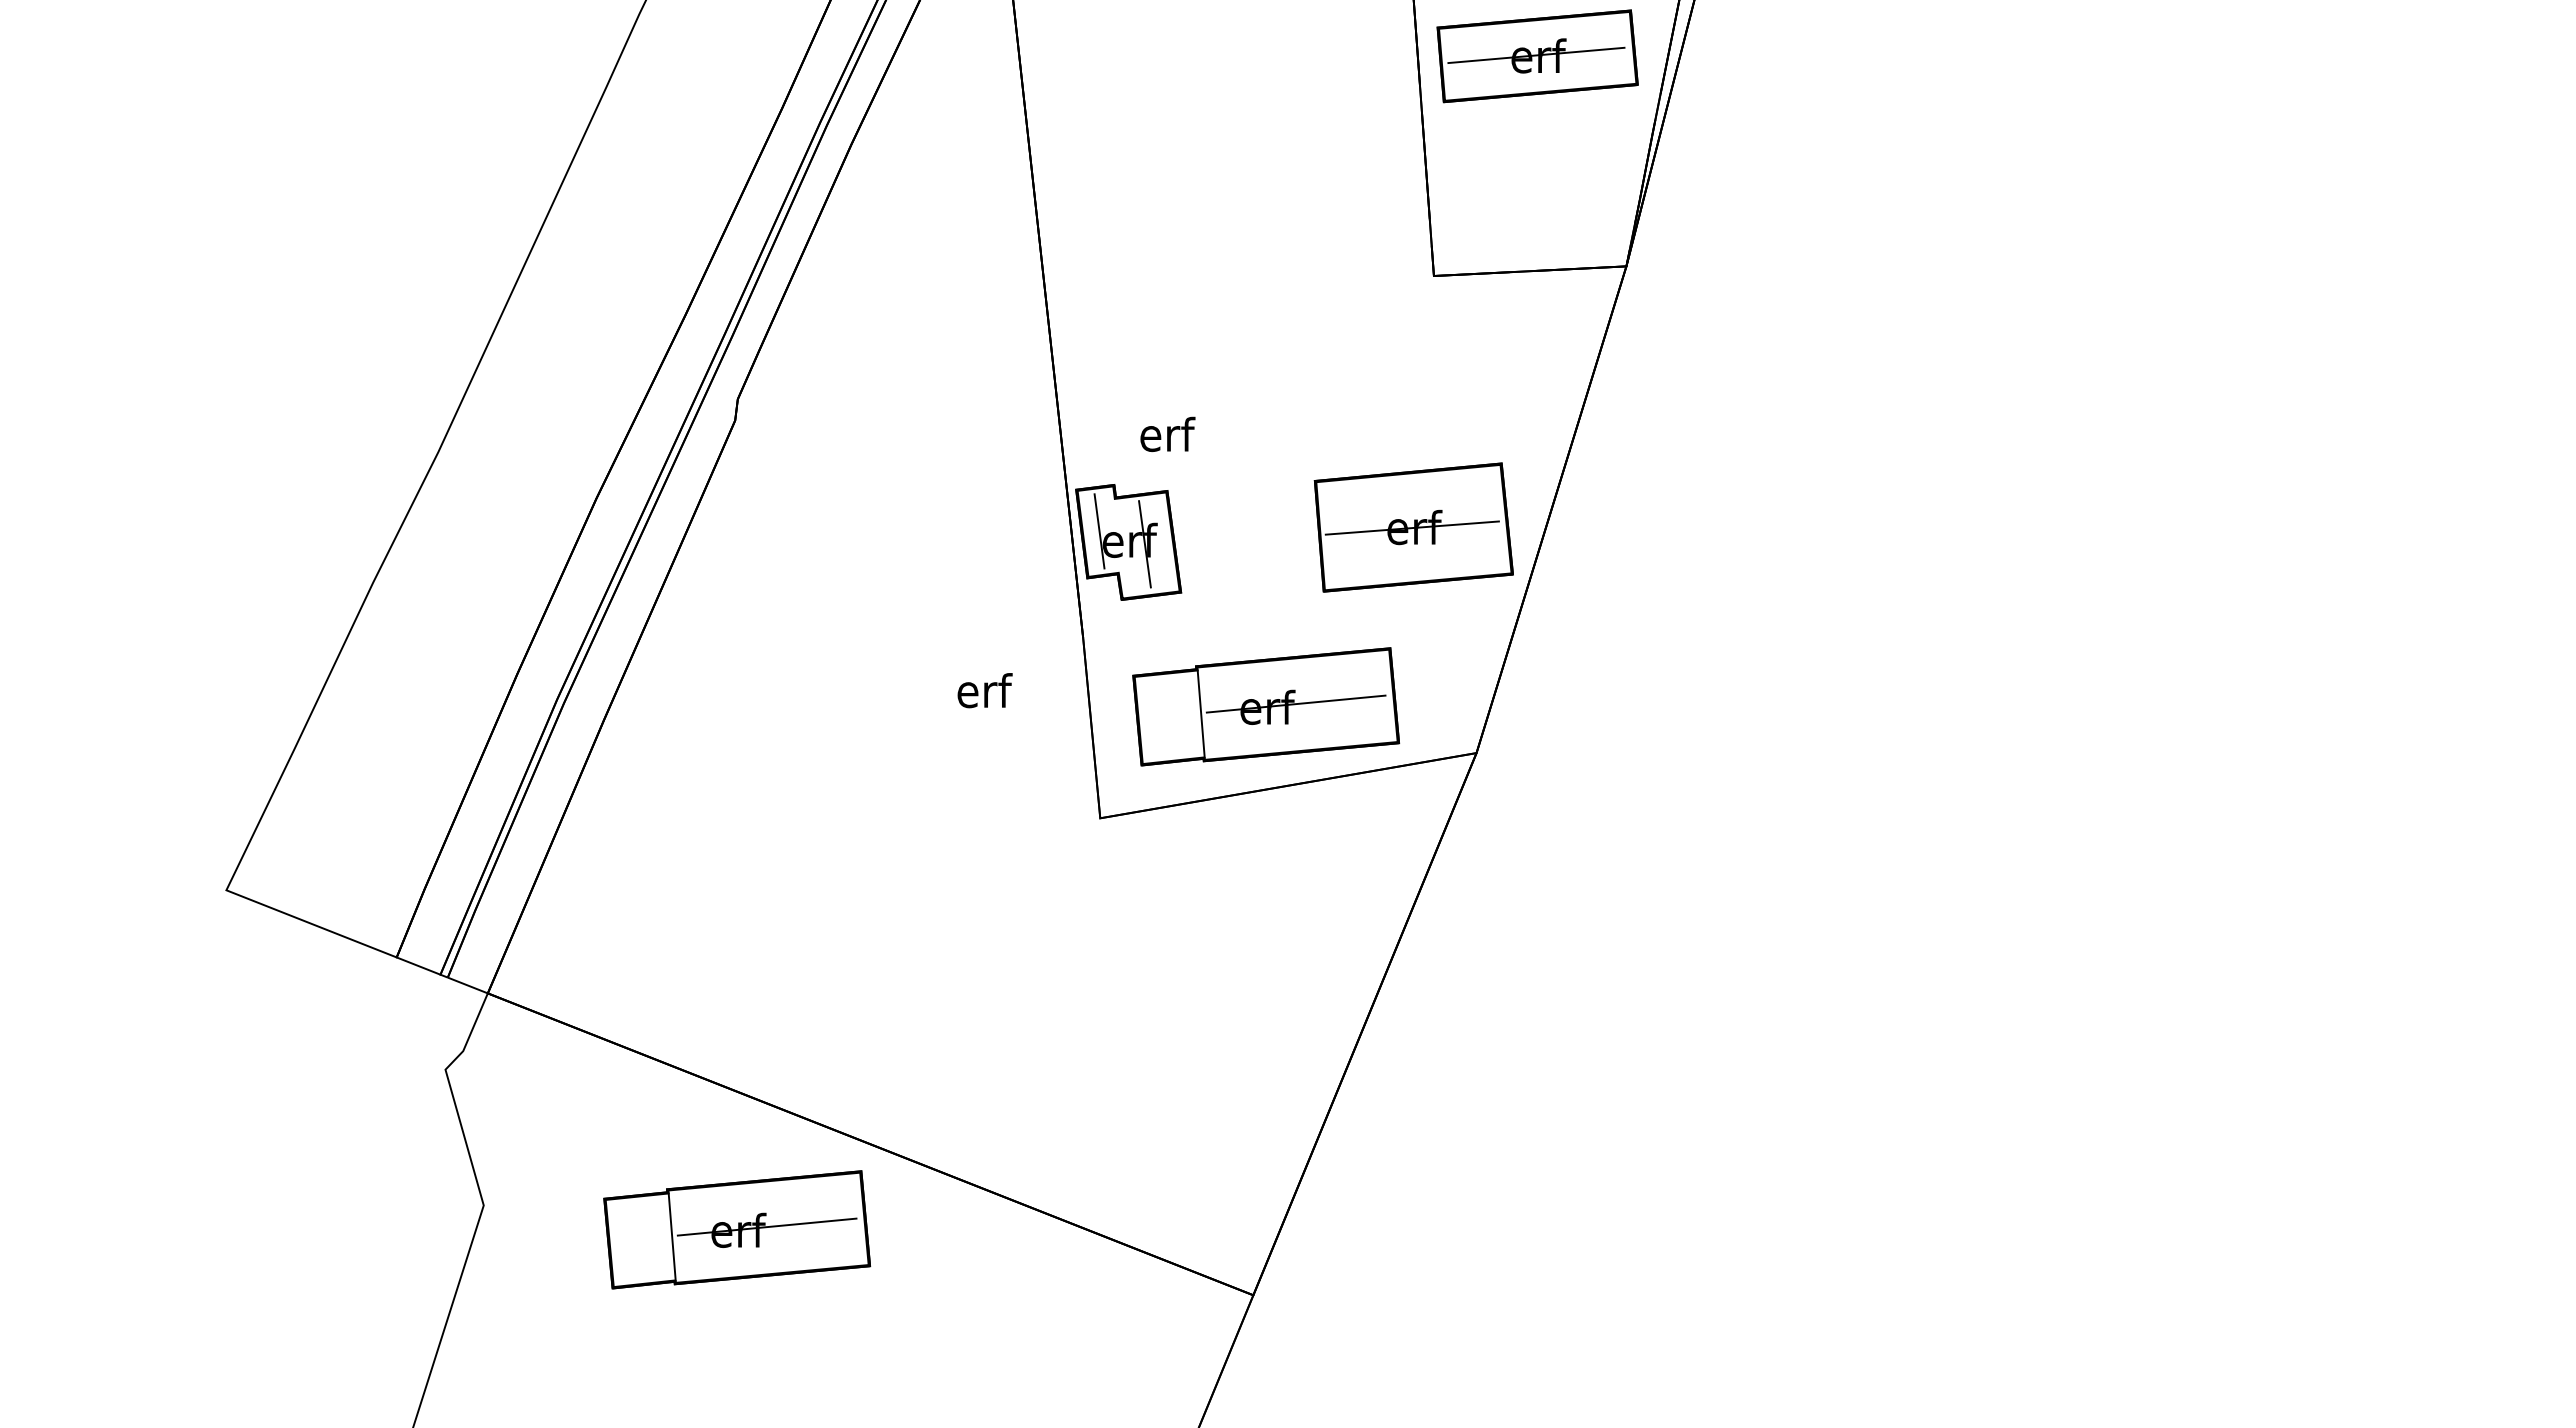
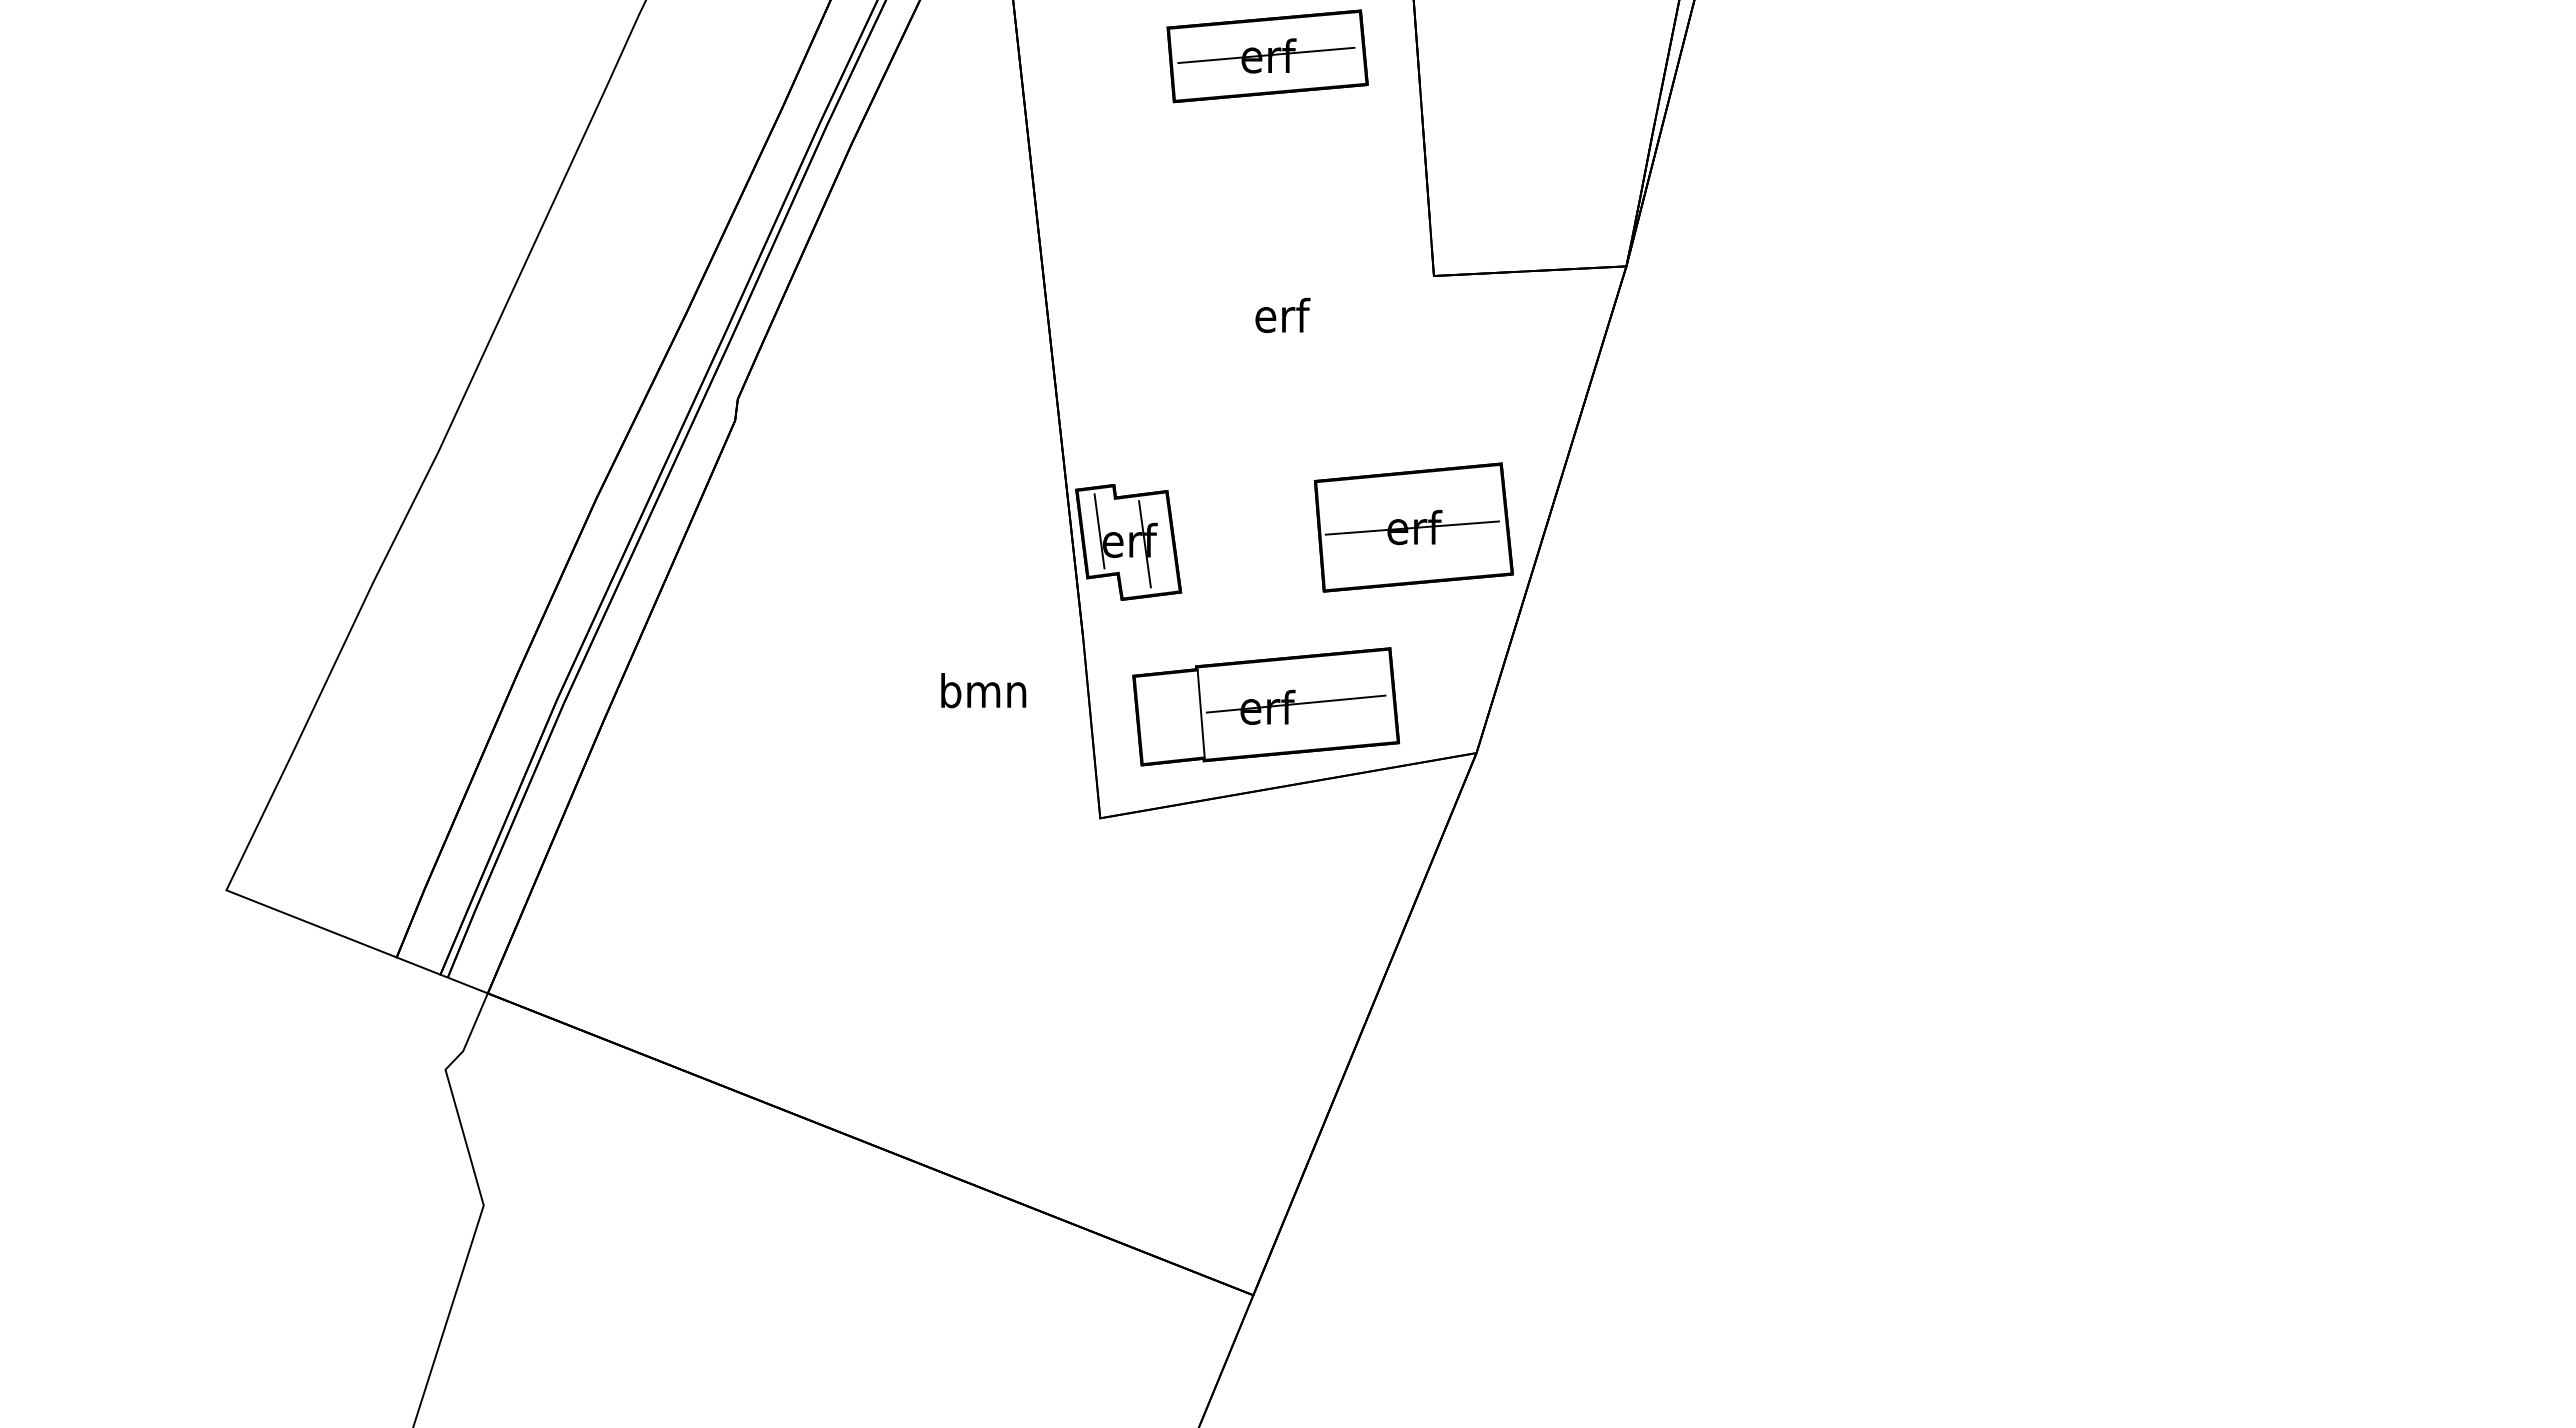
part position: (1537, 56) -> (1267, 56) (1267, 56)
text position: (1167, 433) -> (1282, 314) (1282, 314)
text: erf -> bmn (983, 690)
part: present -> none (737, 1229)
